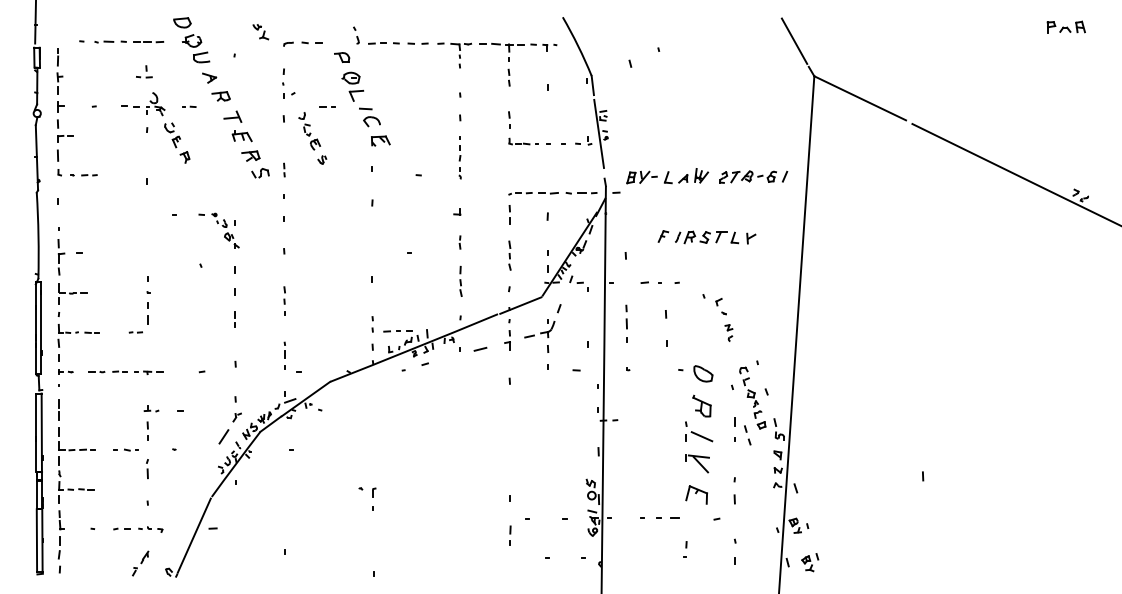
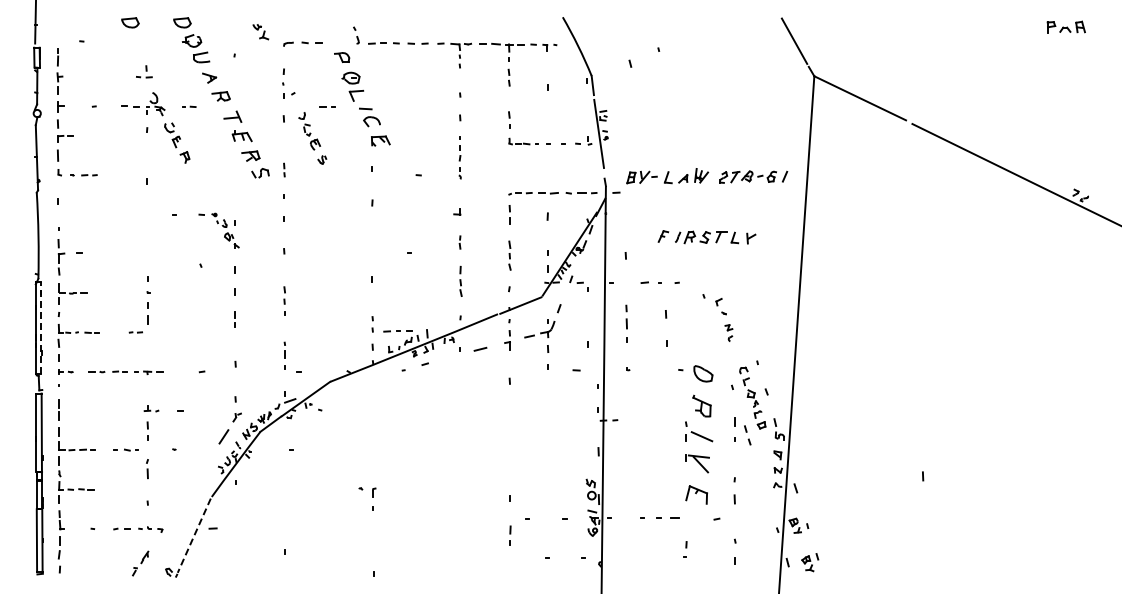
part: none -> present (130, 22)
part: present -> none (129, 41)
line: solid -> dashed (41, 327)
line: solid -> dashed (194, 535)
